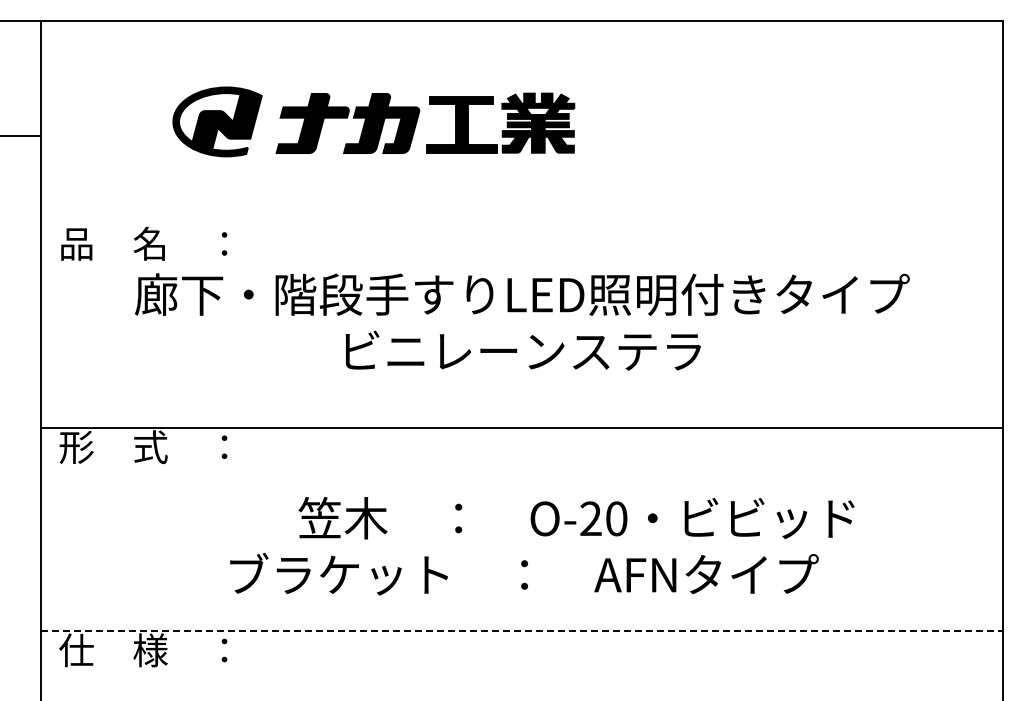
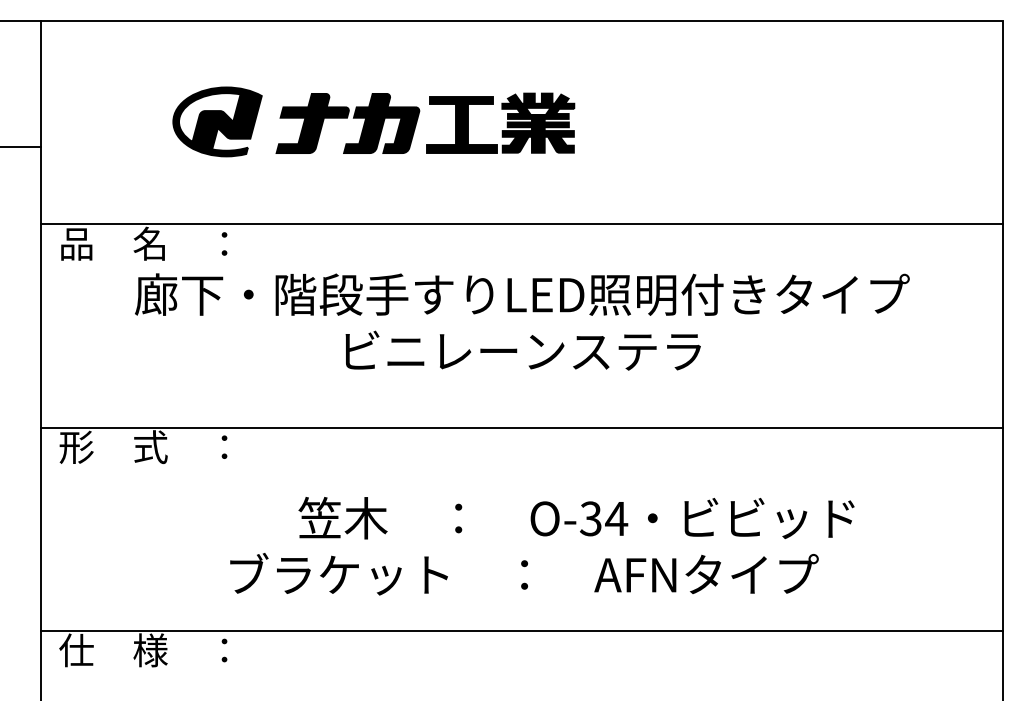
line position: (21, 135) -> (21, 146) (21, 146)
line: none -> present (521, 224)
text: O-20 -> O-34 (604, 518)
line: dashed -> solid (522, 630)
